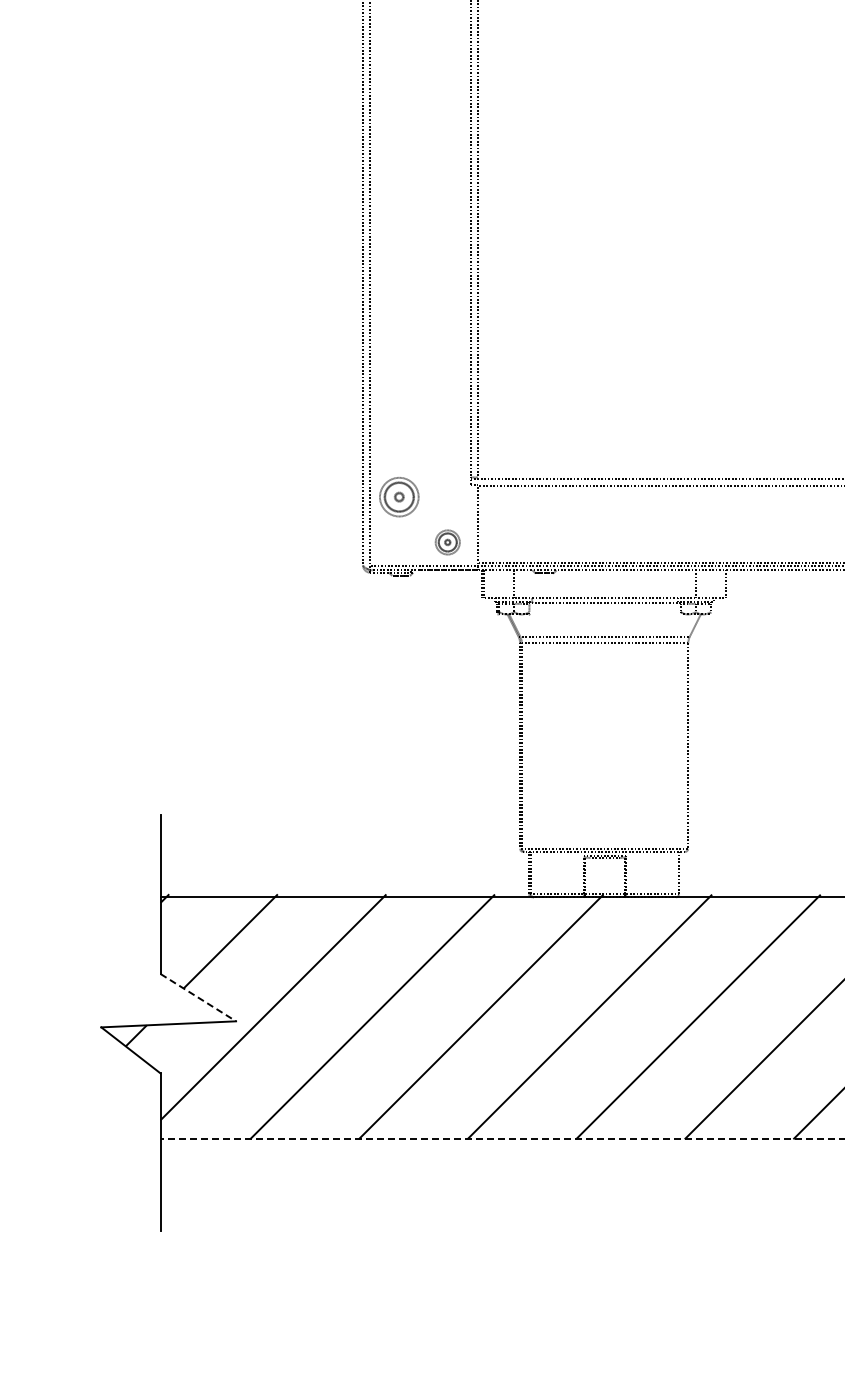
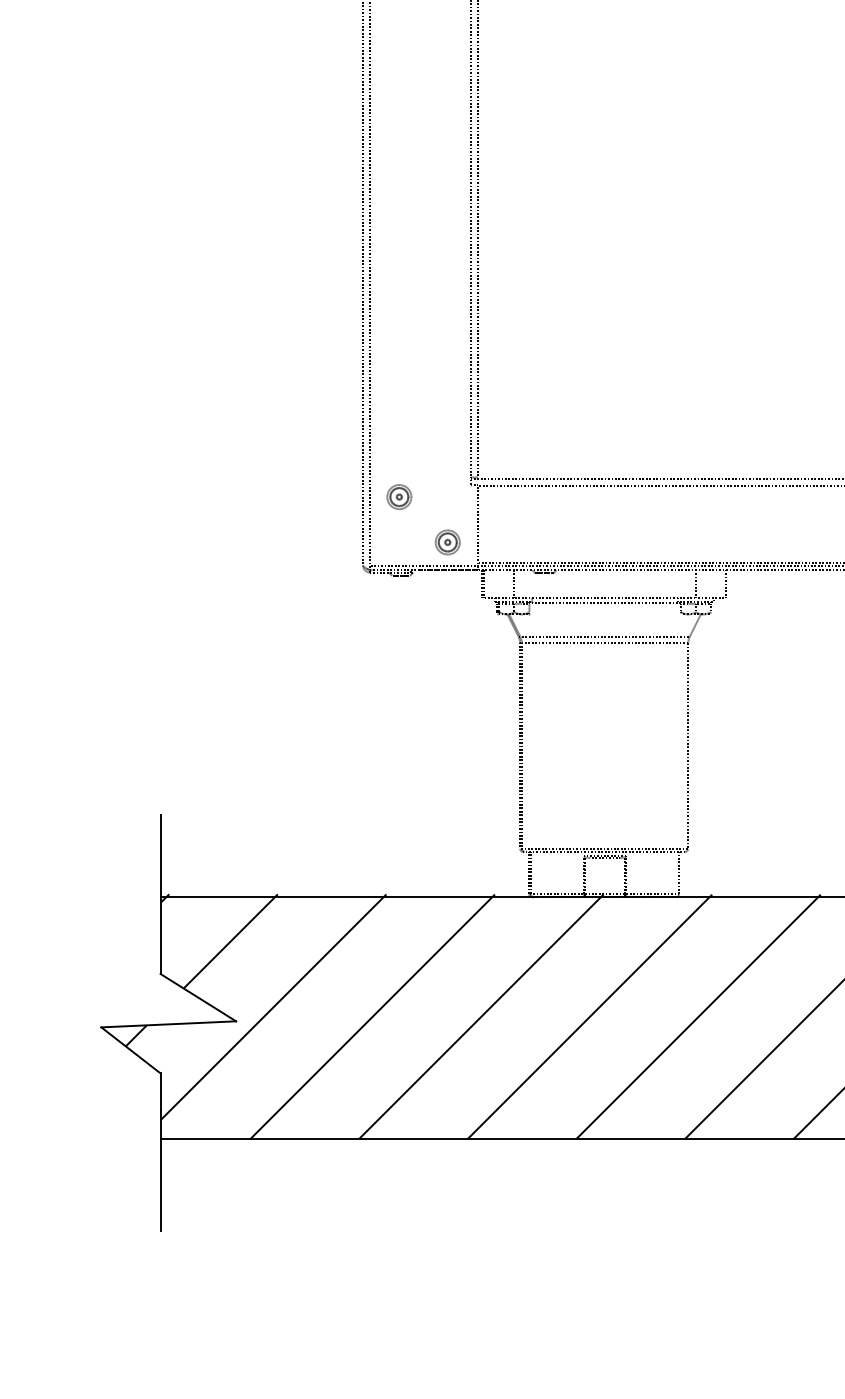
part size: 41x41 px -> 27x26 px (399, 496)
line: dashed -> solid (198, 997)
line: dashed -> solid (502, 1139)
